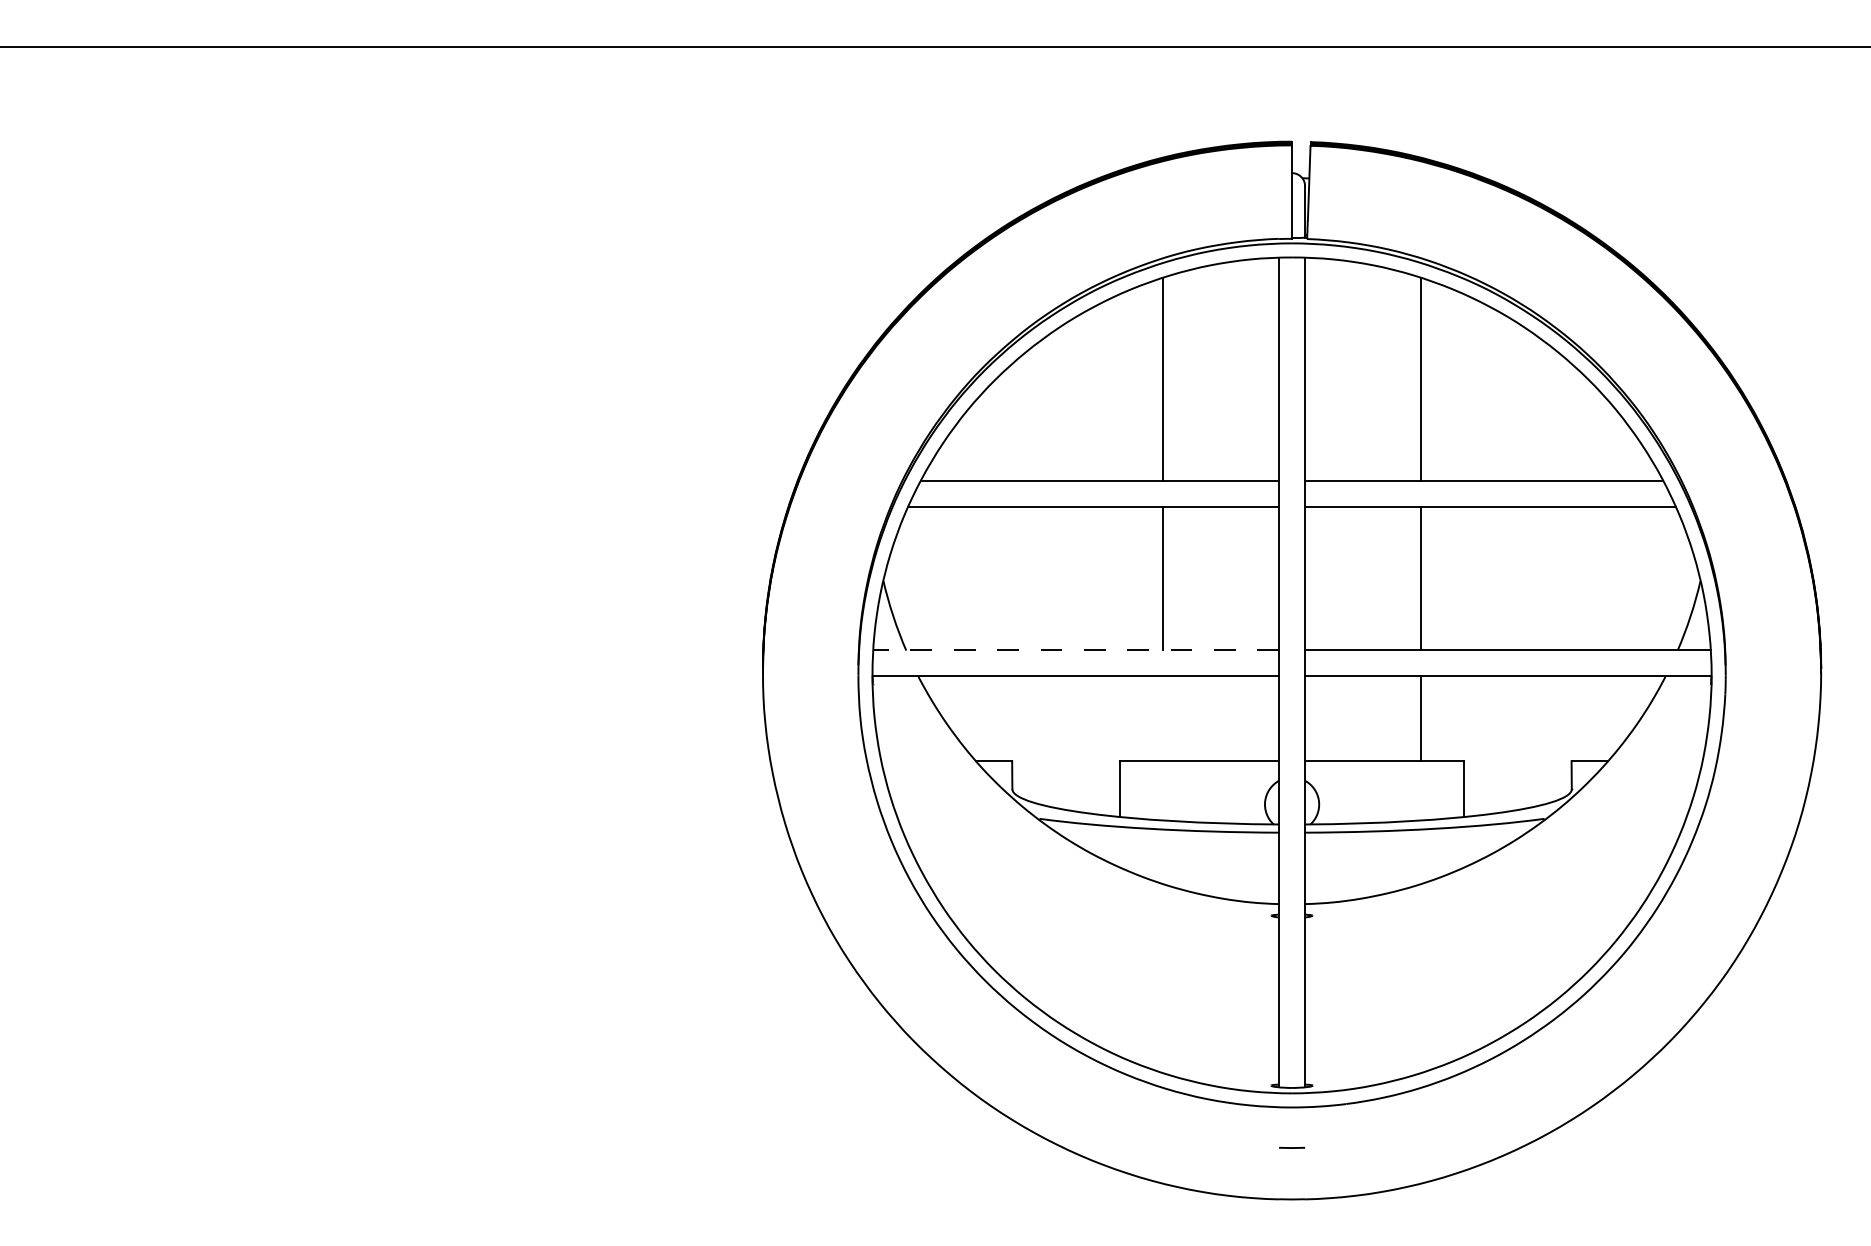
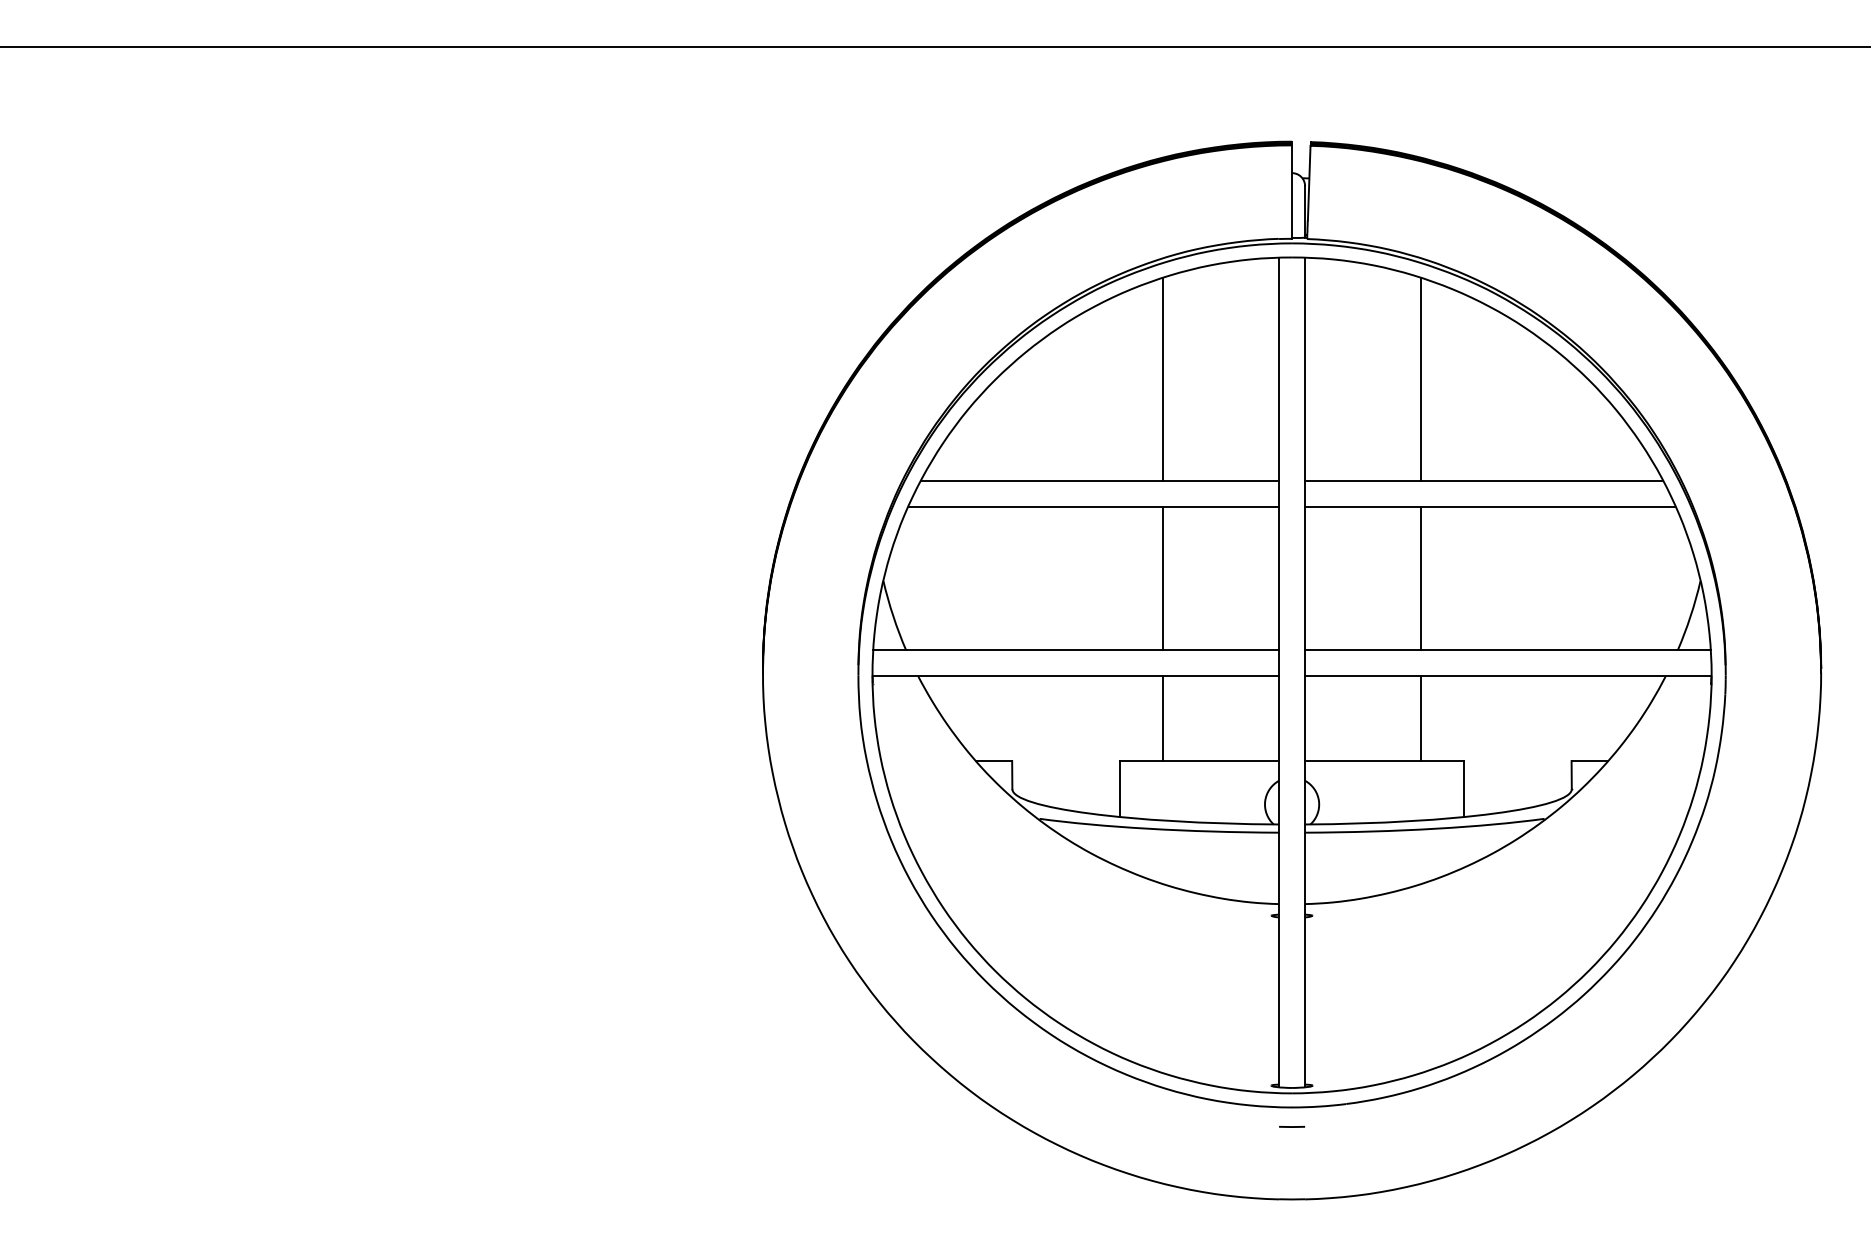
line: dashed -> solid (1075, 650)
line: none -> present (1163, 718)
line position: (1291, 1147) -> (1291, 1126) (1291, 1126)
